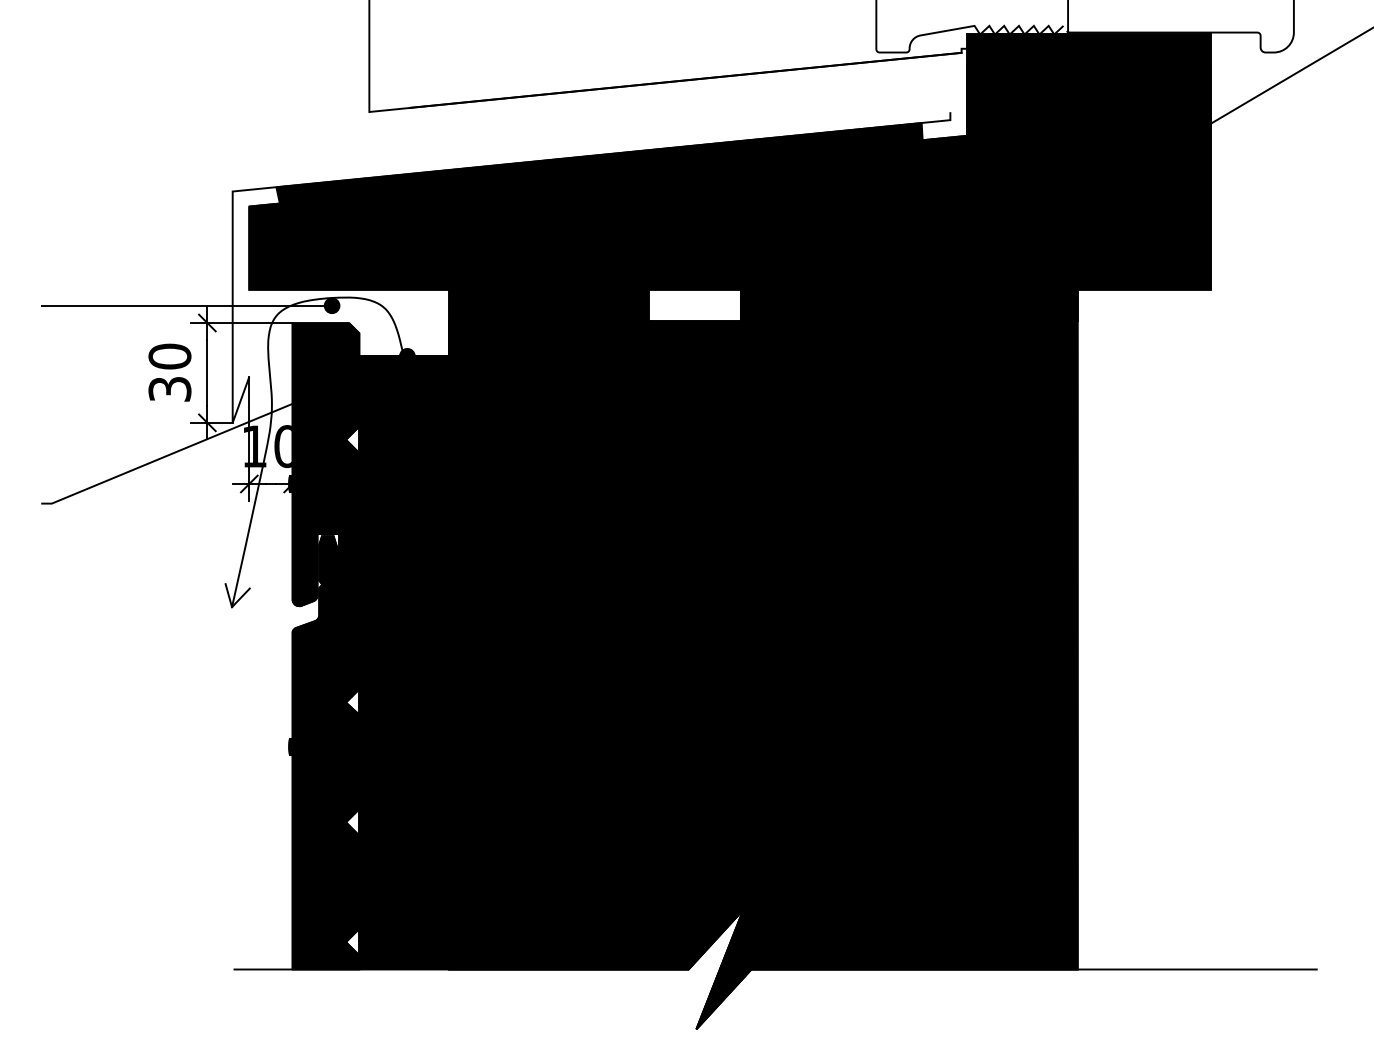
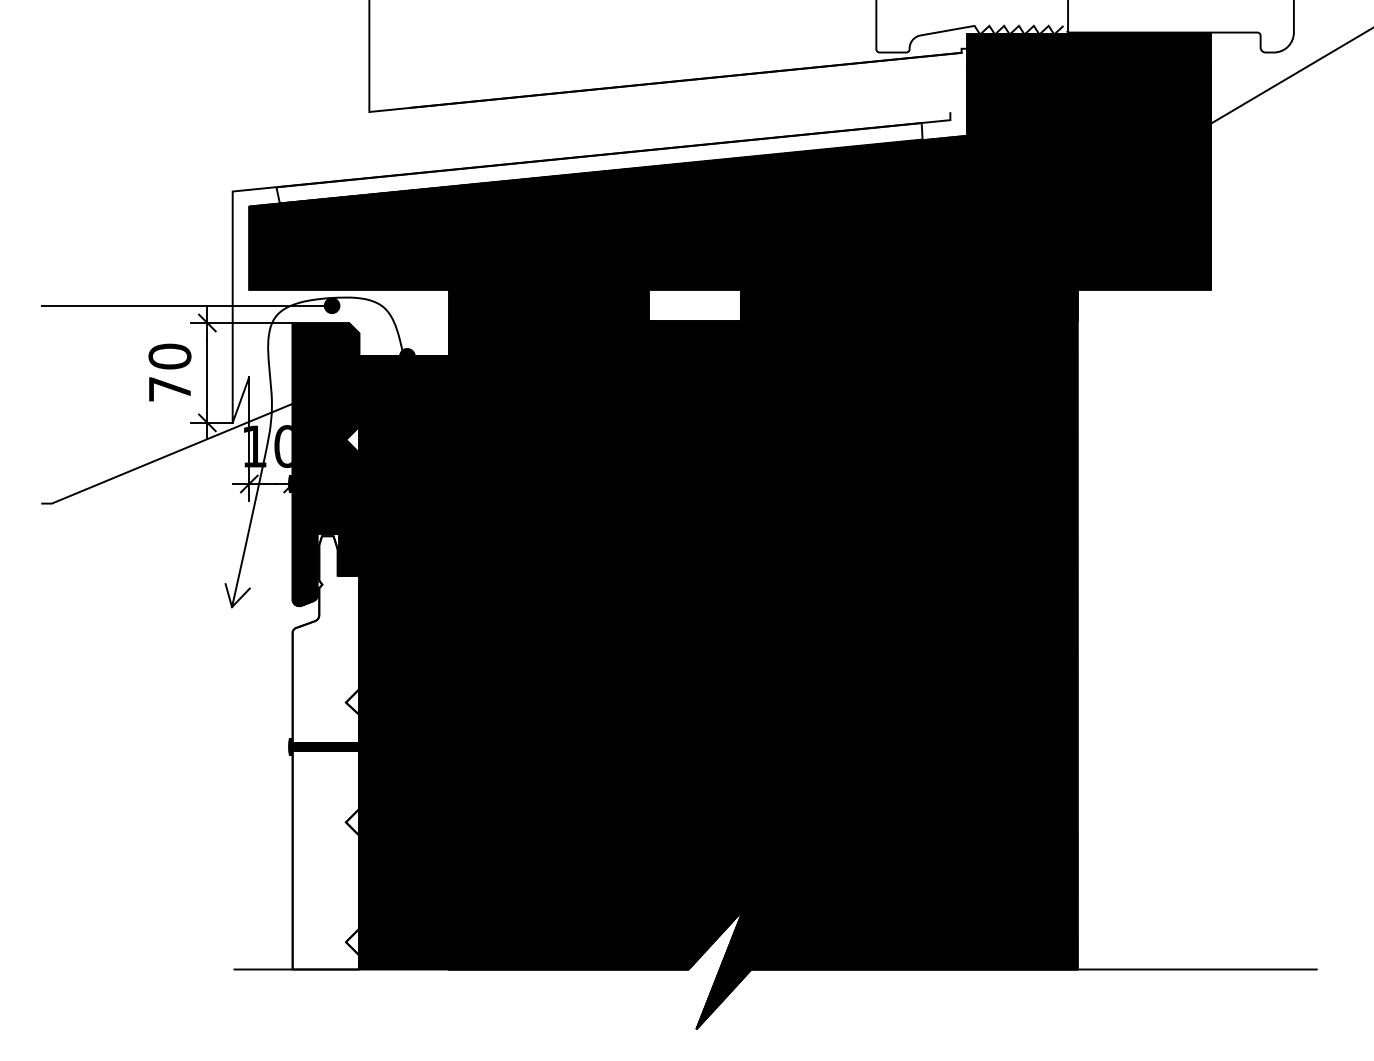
fill: present -> none (599, 163)
text: 30 -> 70 (169, 389)
fill: present -> none (325, 752)
